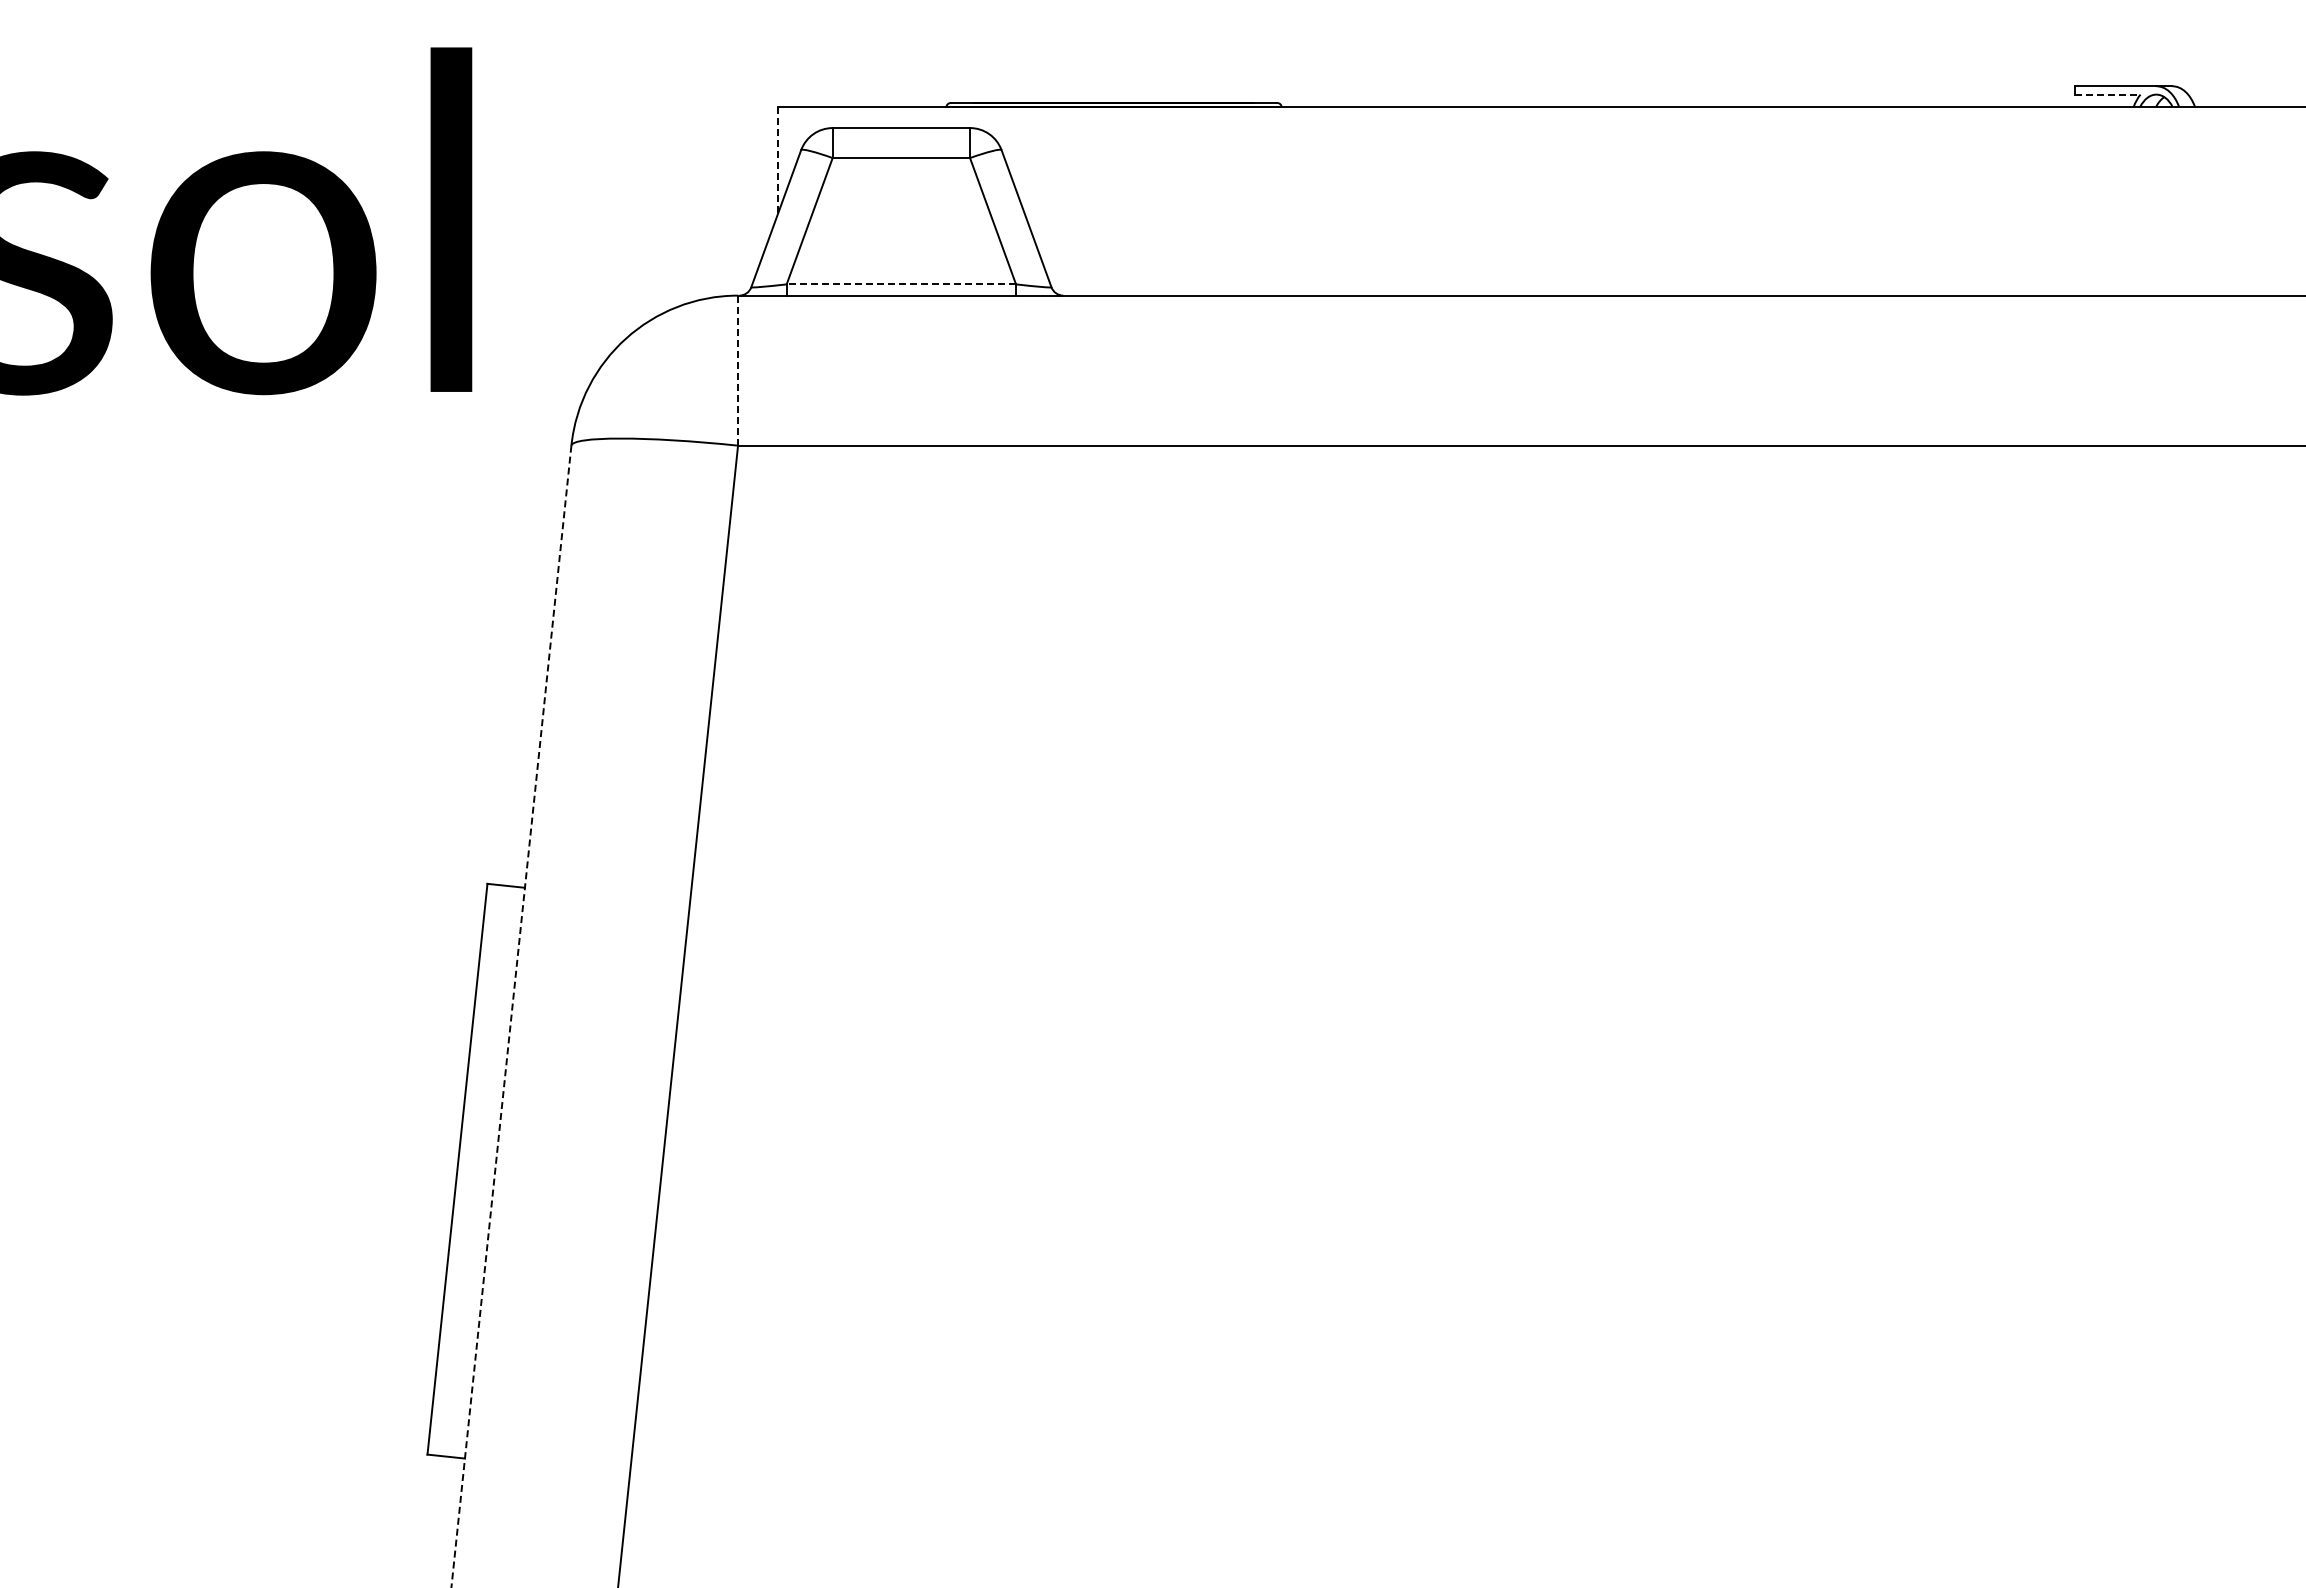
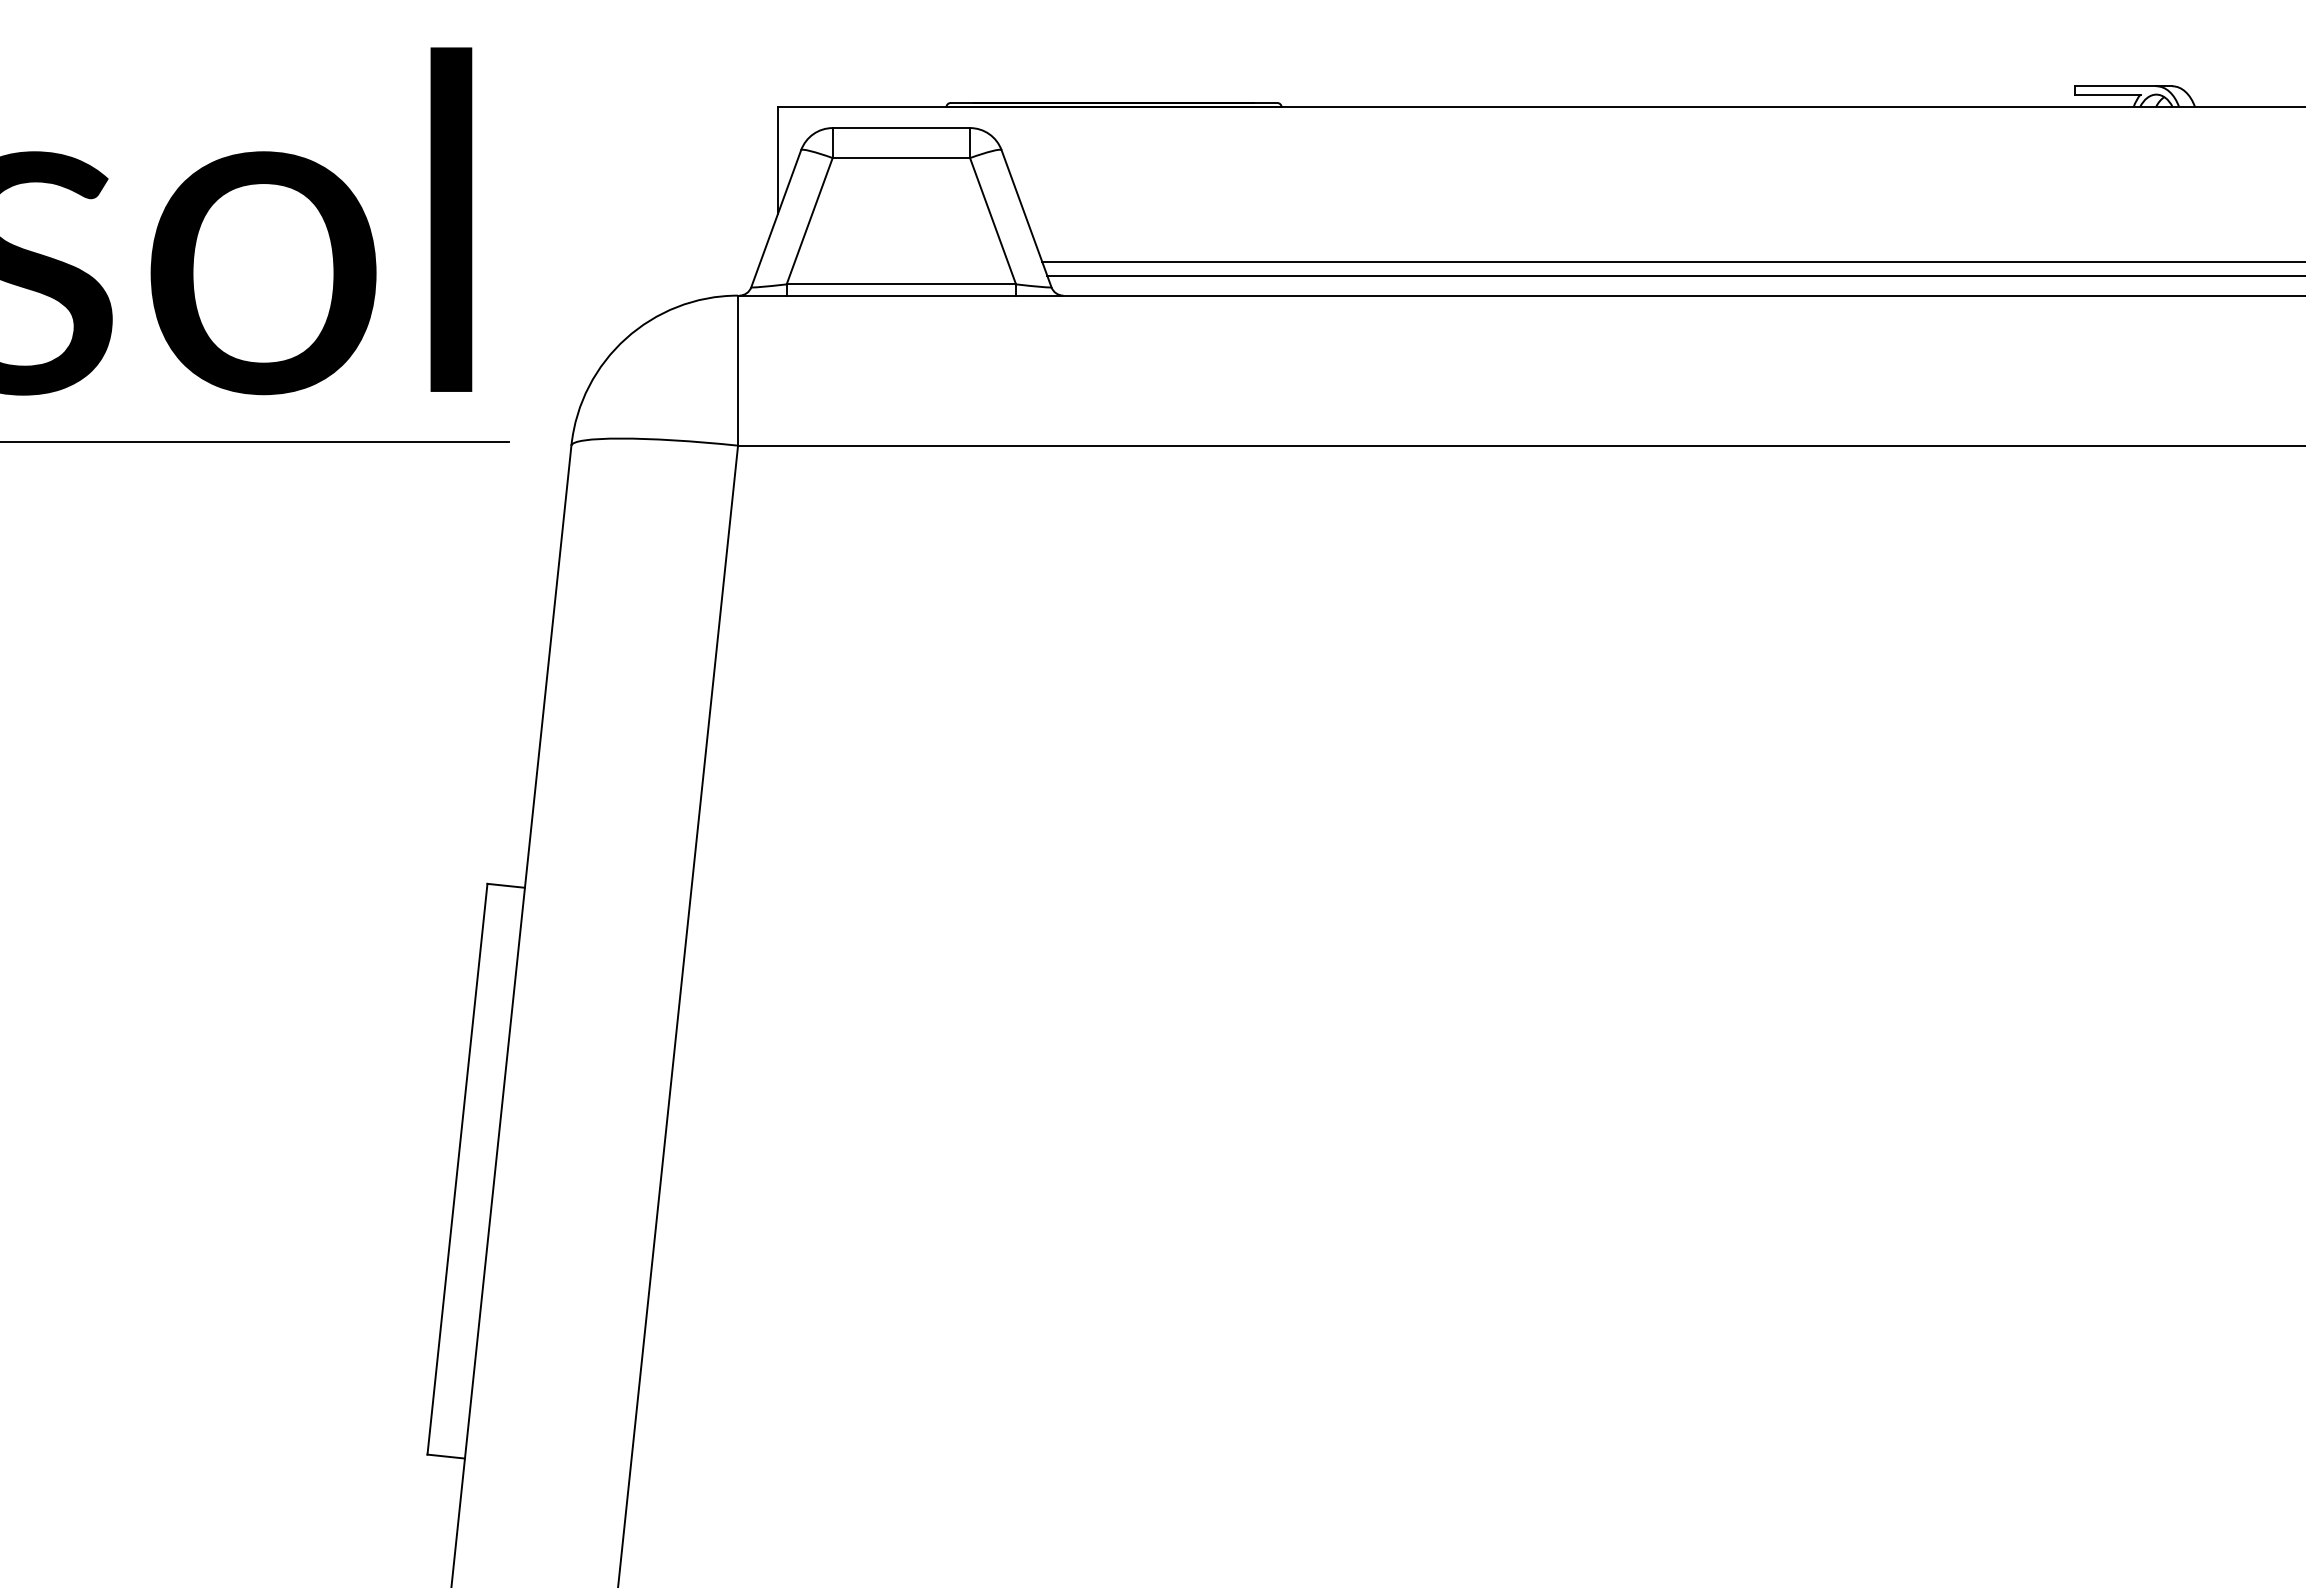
line: dashed -> solid (2107, 94)
line: dashed -> solid (777, 160)
line: none -> present (1672, 262)
line: none -> present (1674, 275)
line: dashed -> solid (901, 284)
line: dashed -> solid (738, 371)
line: none -> present (255, 442)
line: dashed -> solid (511, 1016)
